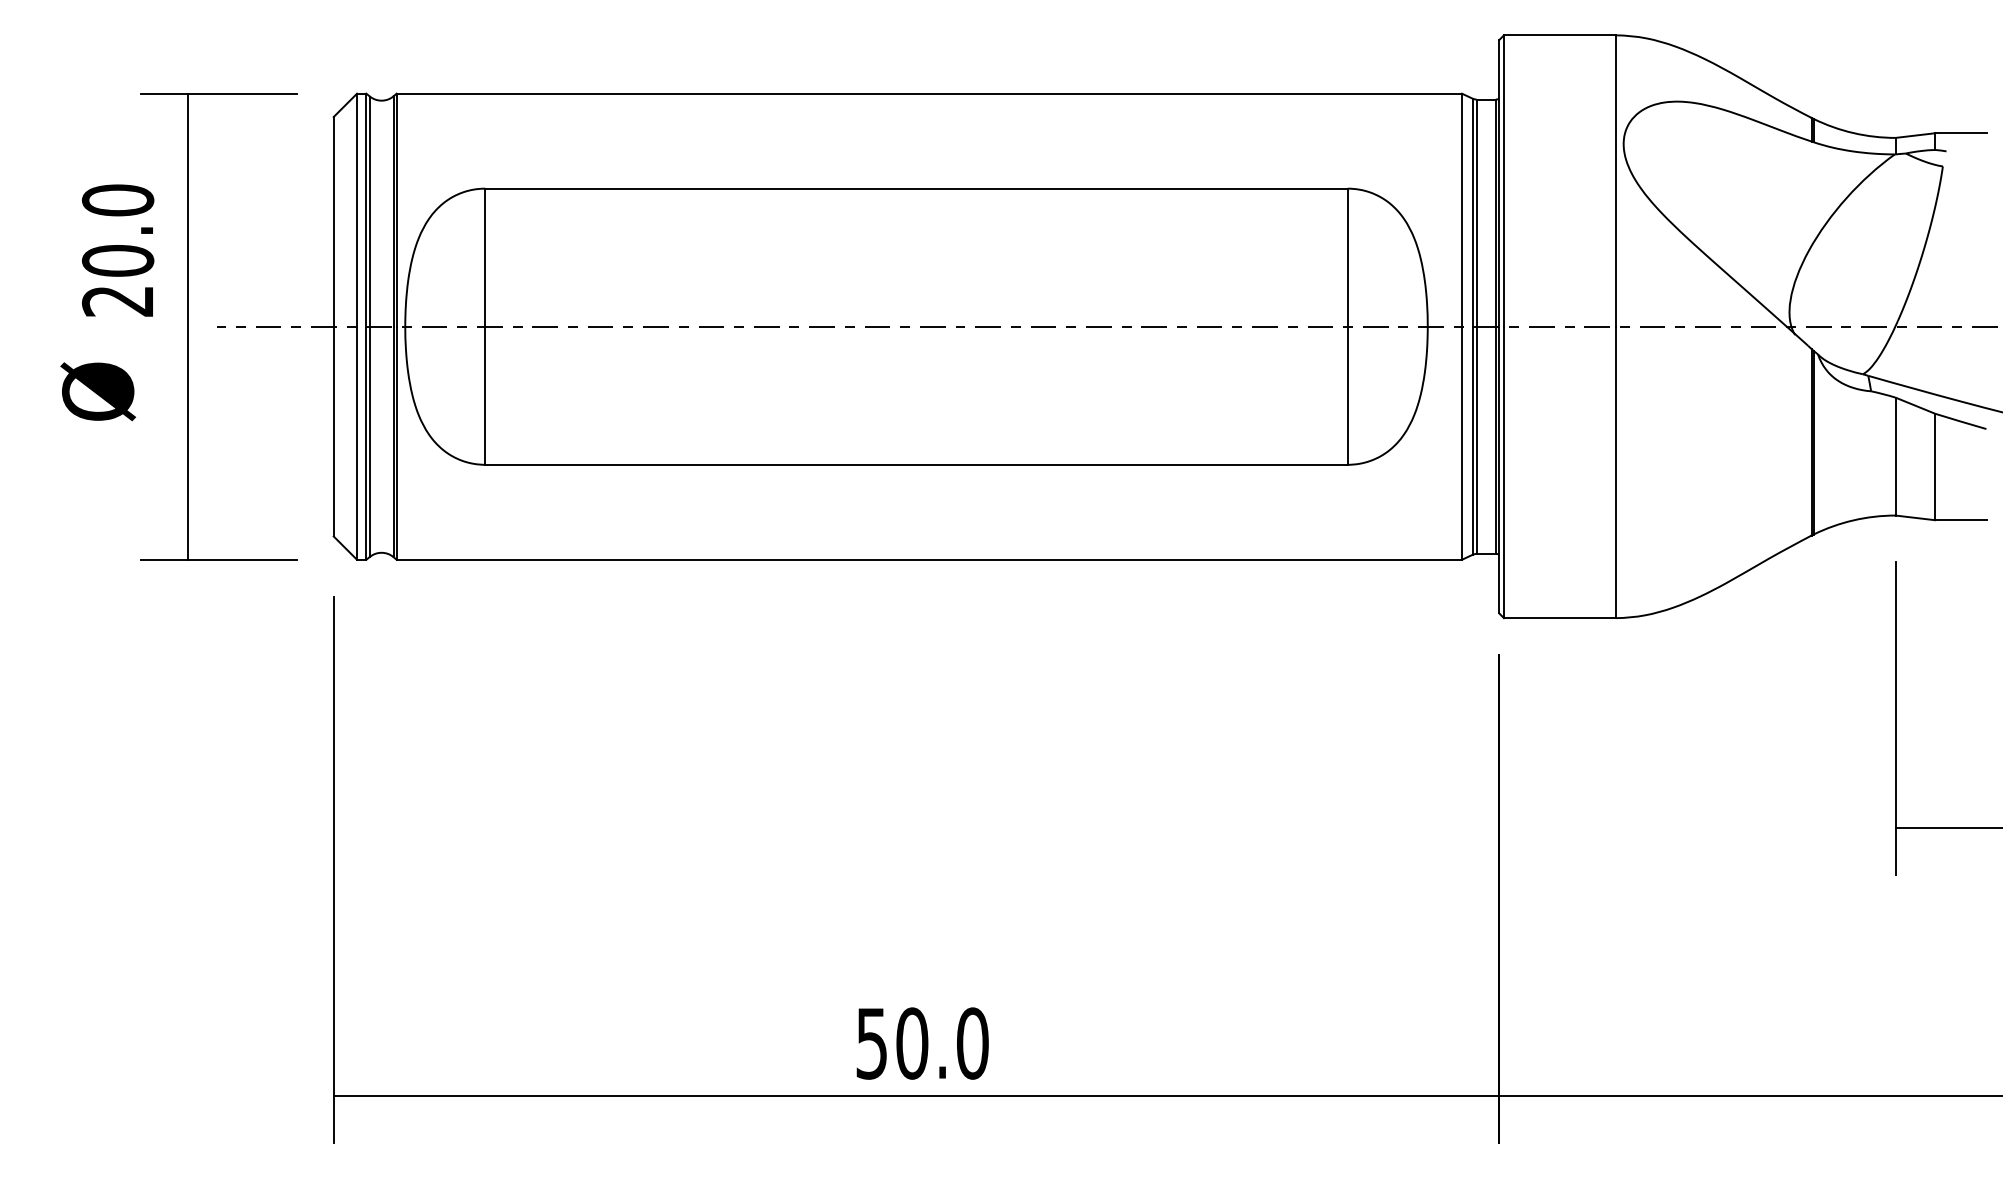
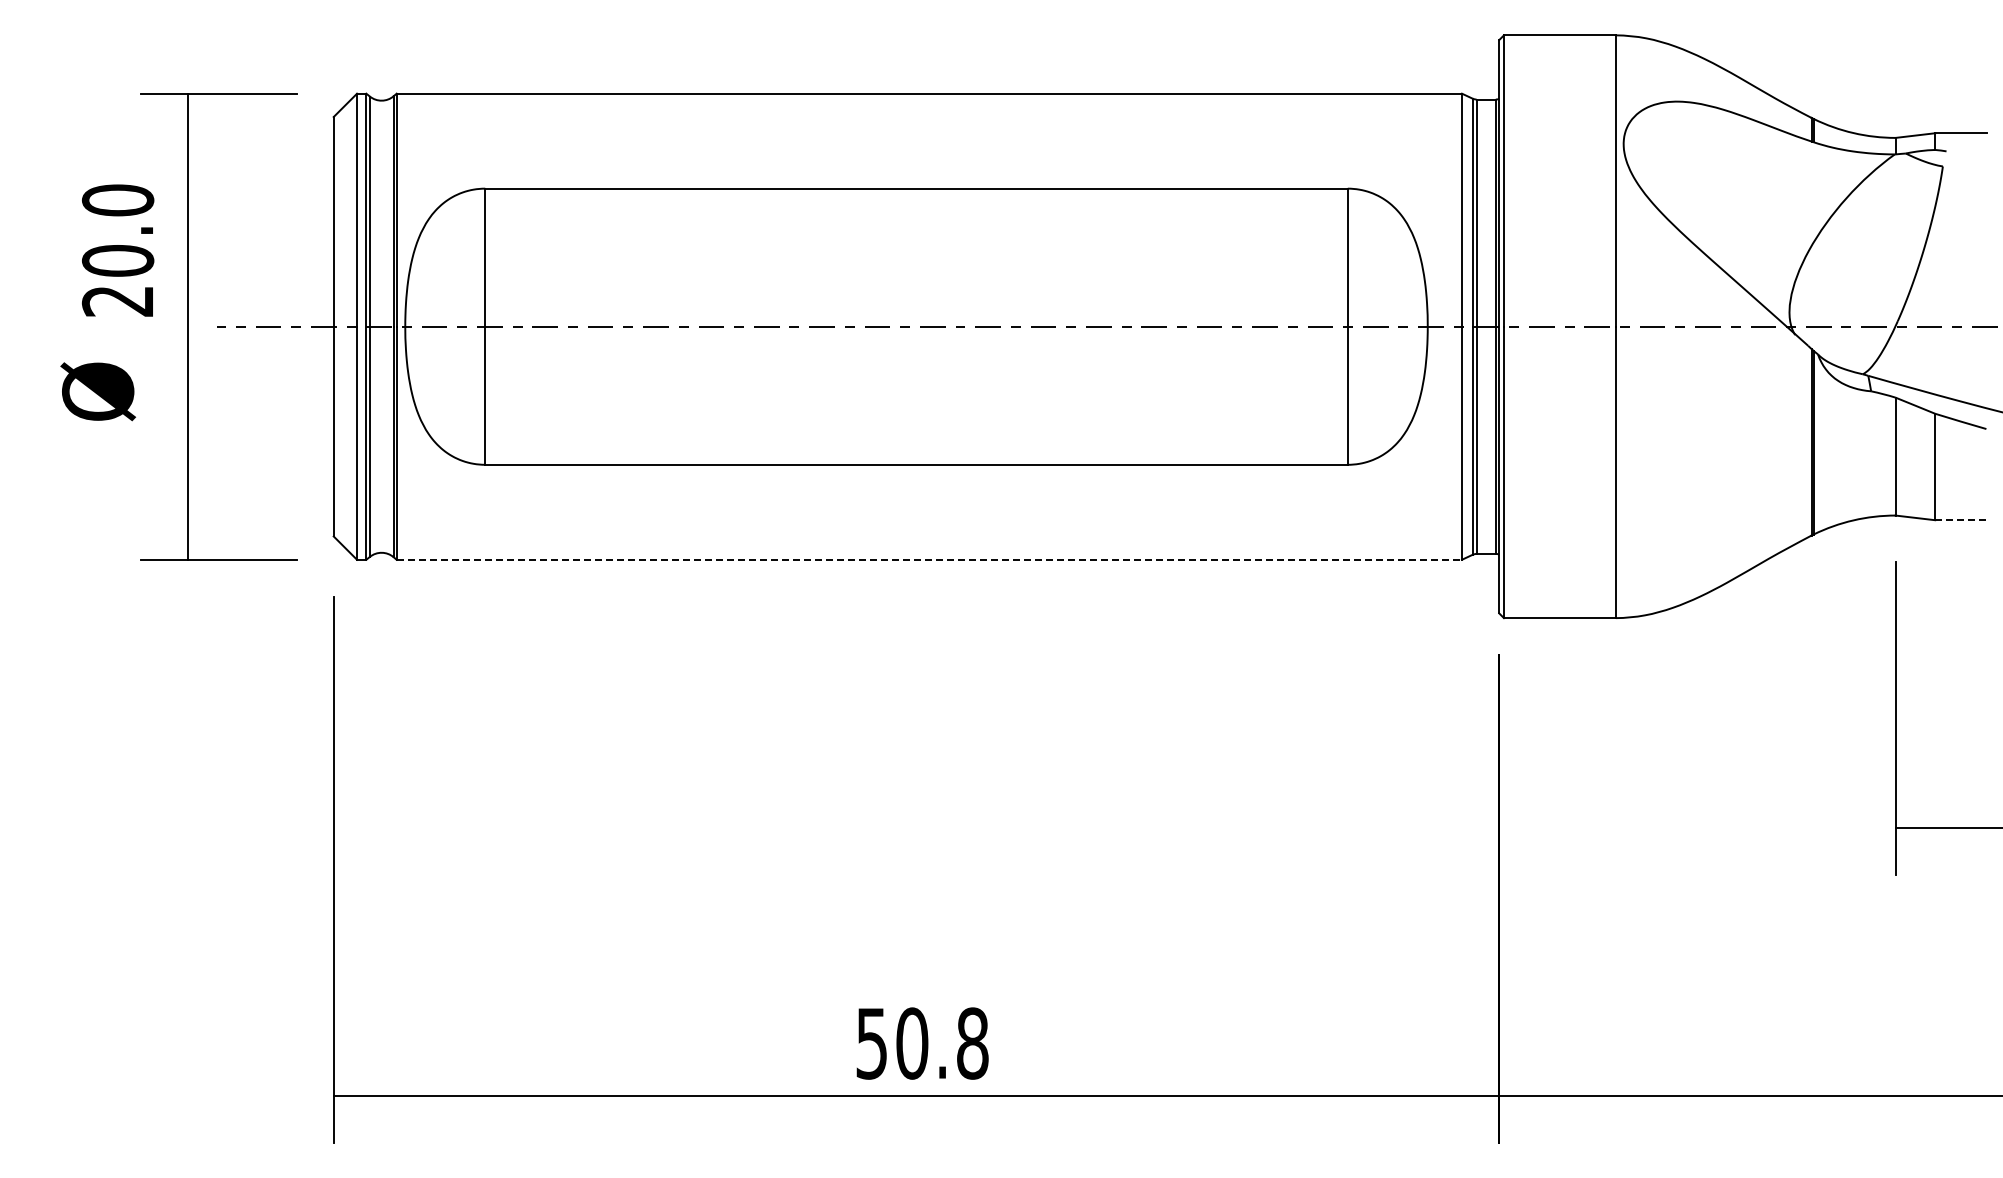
line: solid -> dashed (1960, 520)
line: solid -> dashed (929, 559)
text: 50.0 -> 50.8 (972, 1043)
